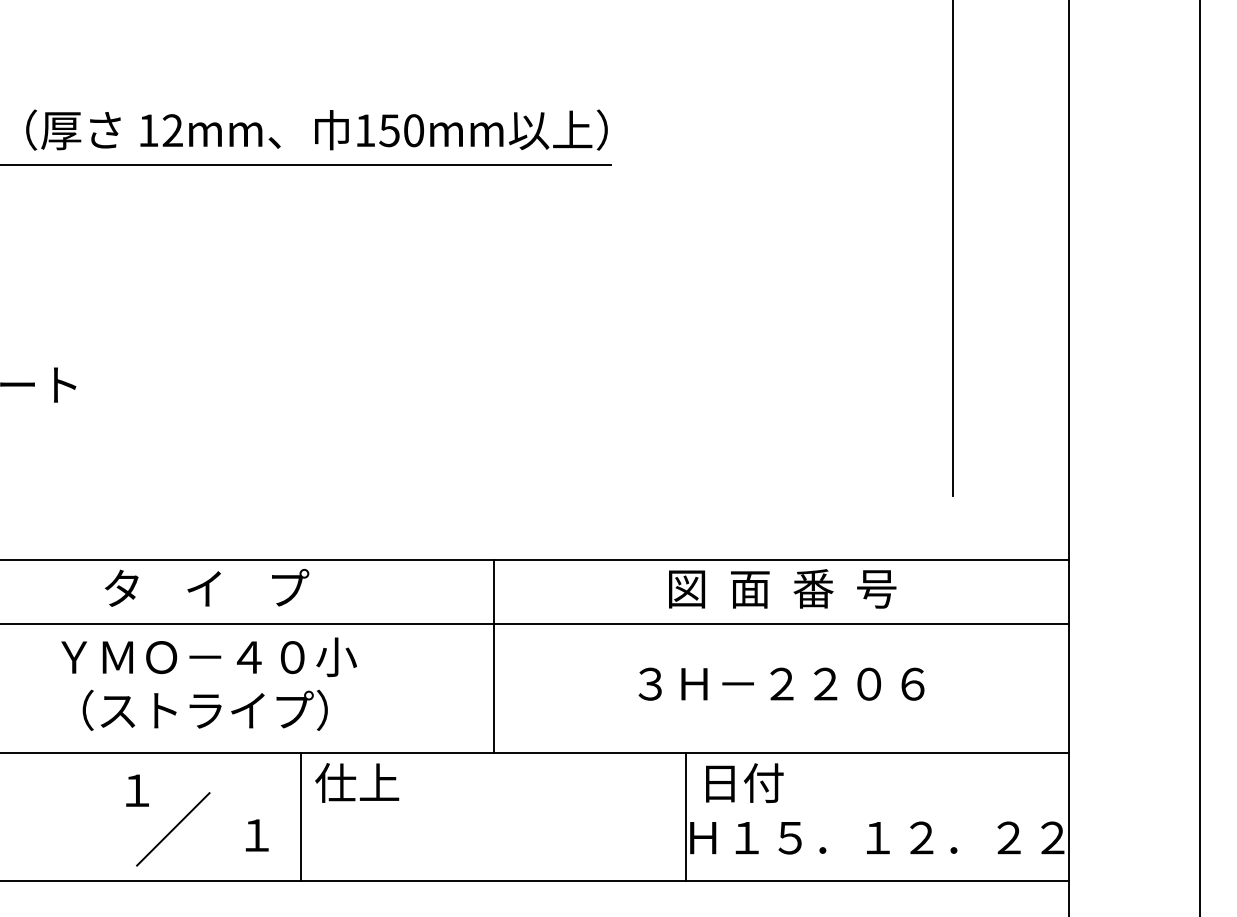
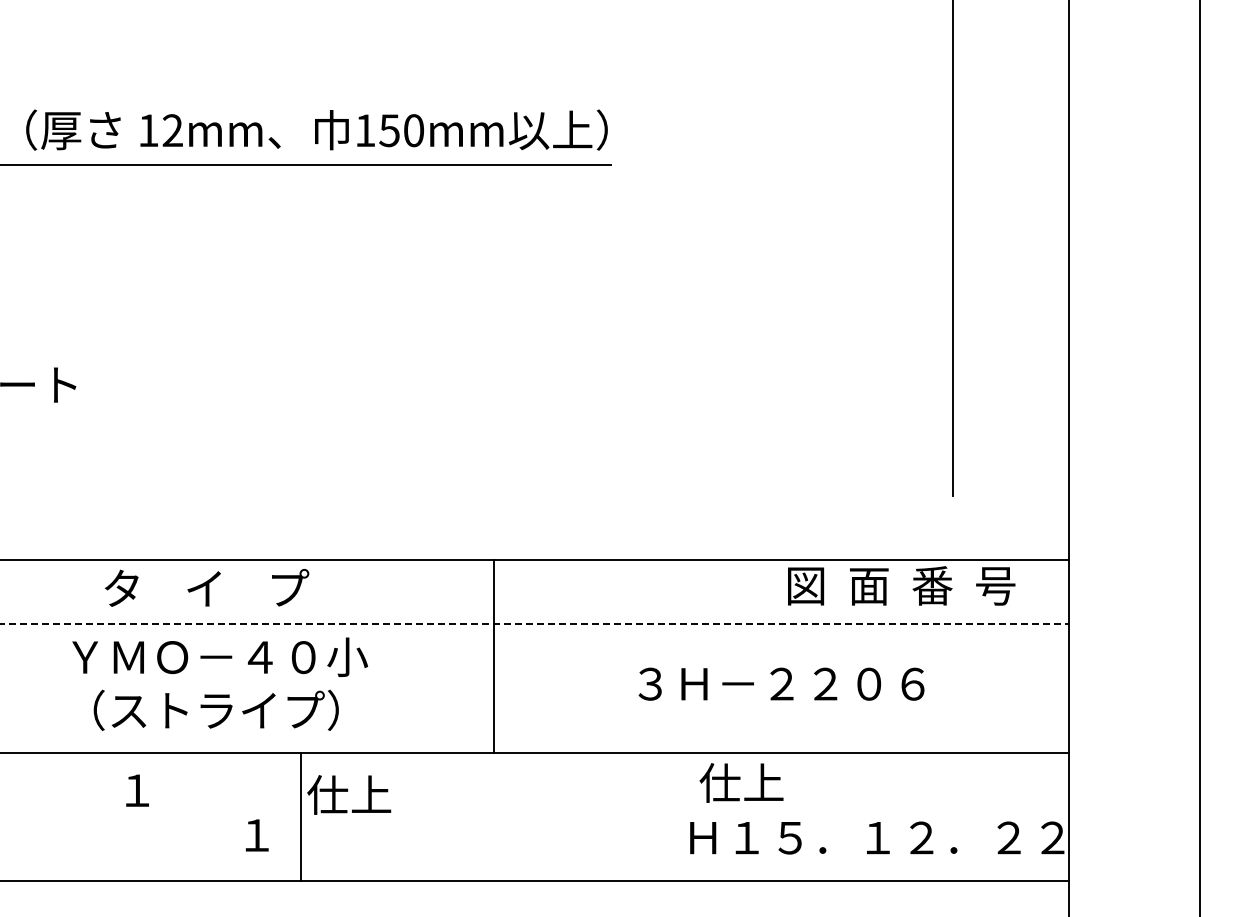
text position: (782, 588) -> (901, 585) (901, 585)
line: solid -> dashed (534, 624)
text position: (209, 683) -> (220, 683) (220, 683)
text position: (357, 782) -> (349, 794) (349, 794)
text: 日付 -> 仕上 (741, 782)
line: present -> none (685, 816)
line: present -> none (173, 829)
